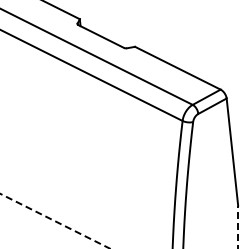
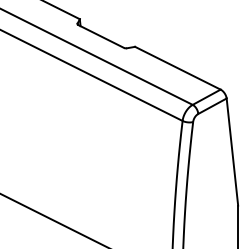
line: dashed -> solid (55, 221)
line: dashed -> solid (238, 226)
